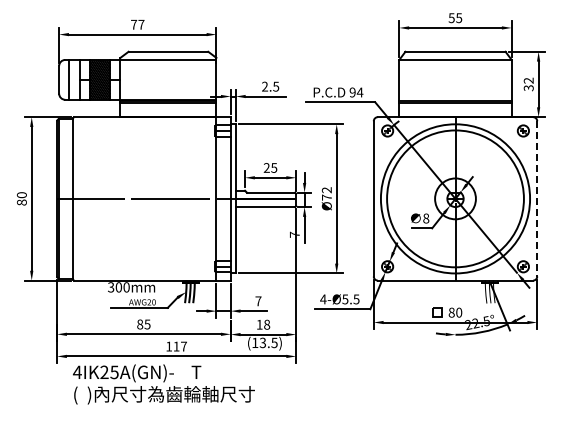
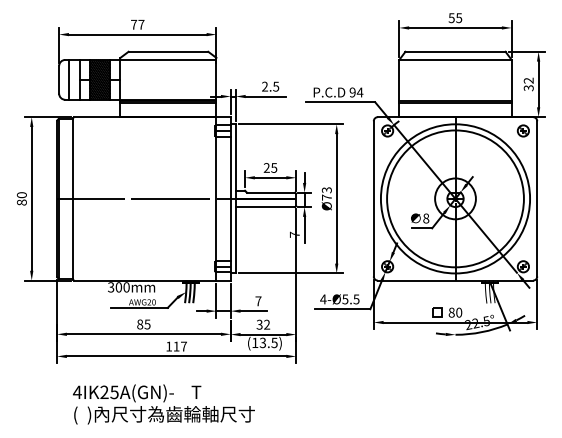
text: Ø72 -> Ø73 (326, 190)
line: dashed -> solid (537, 198)
text: 18 -> 32 (263, 324)
text position: (163, 384) -> (163, 404) (163, 404)
